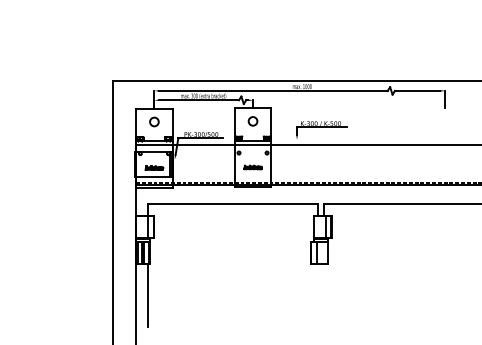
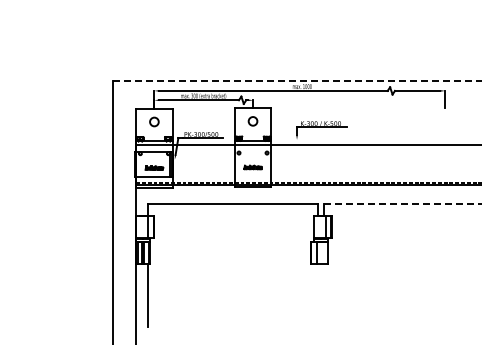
line: solid -> dashed (297, 81)
line: solid -> dashed (403, 204)
